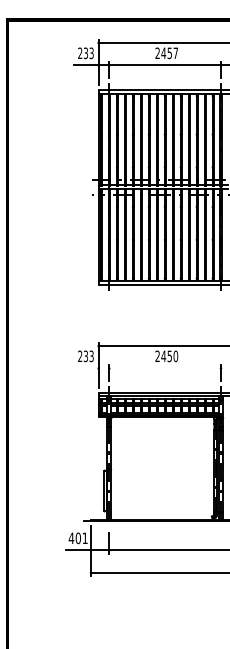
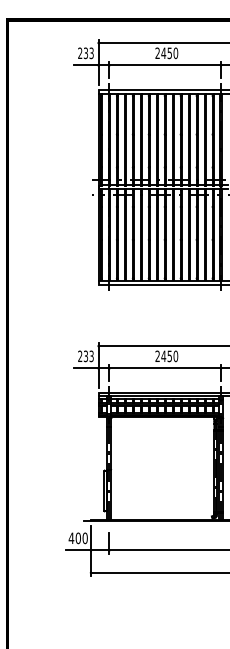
text: 2457 -> 2450 (175, 53)
line: none -> present (149, 368)
text: 401 -> 400 (84, 538)
